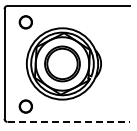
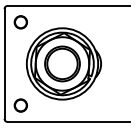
circle position: (25, 22) -> (20, 22) (20, 22)
circle position: (25, 106) -> (20, 105) (20, 105)
line: dashed -> solid (69, 121)
